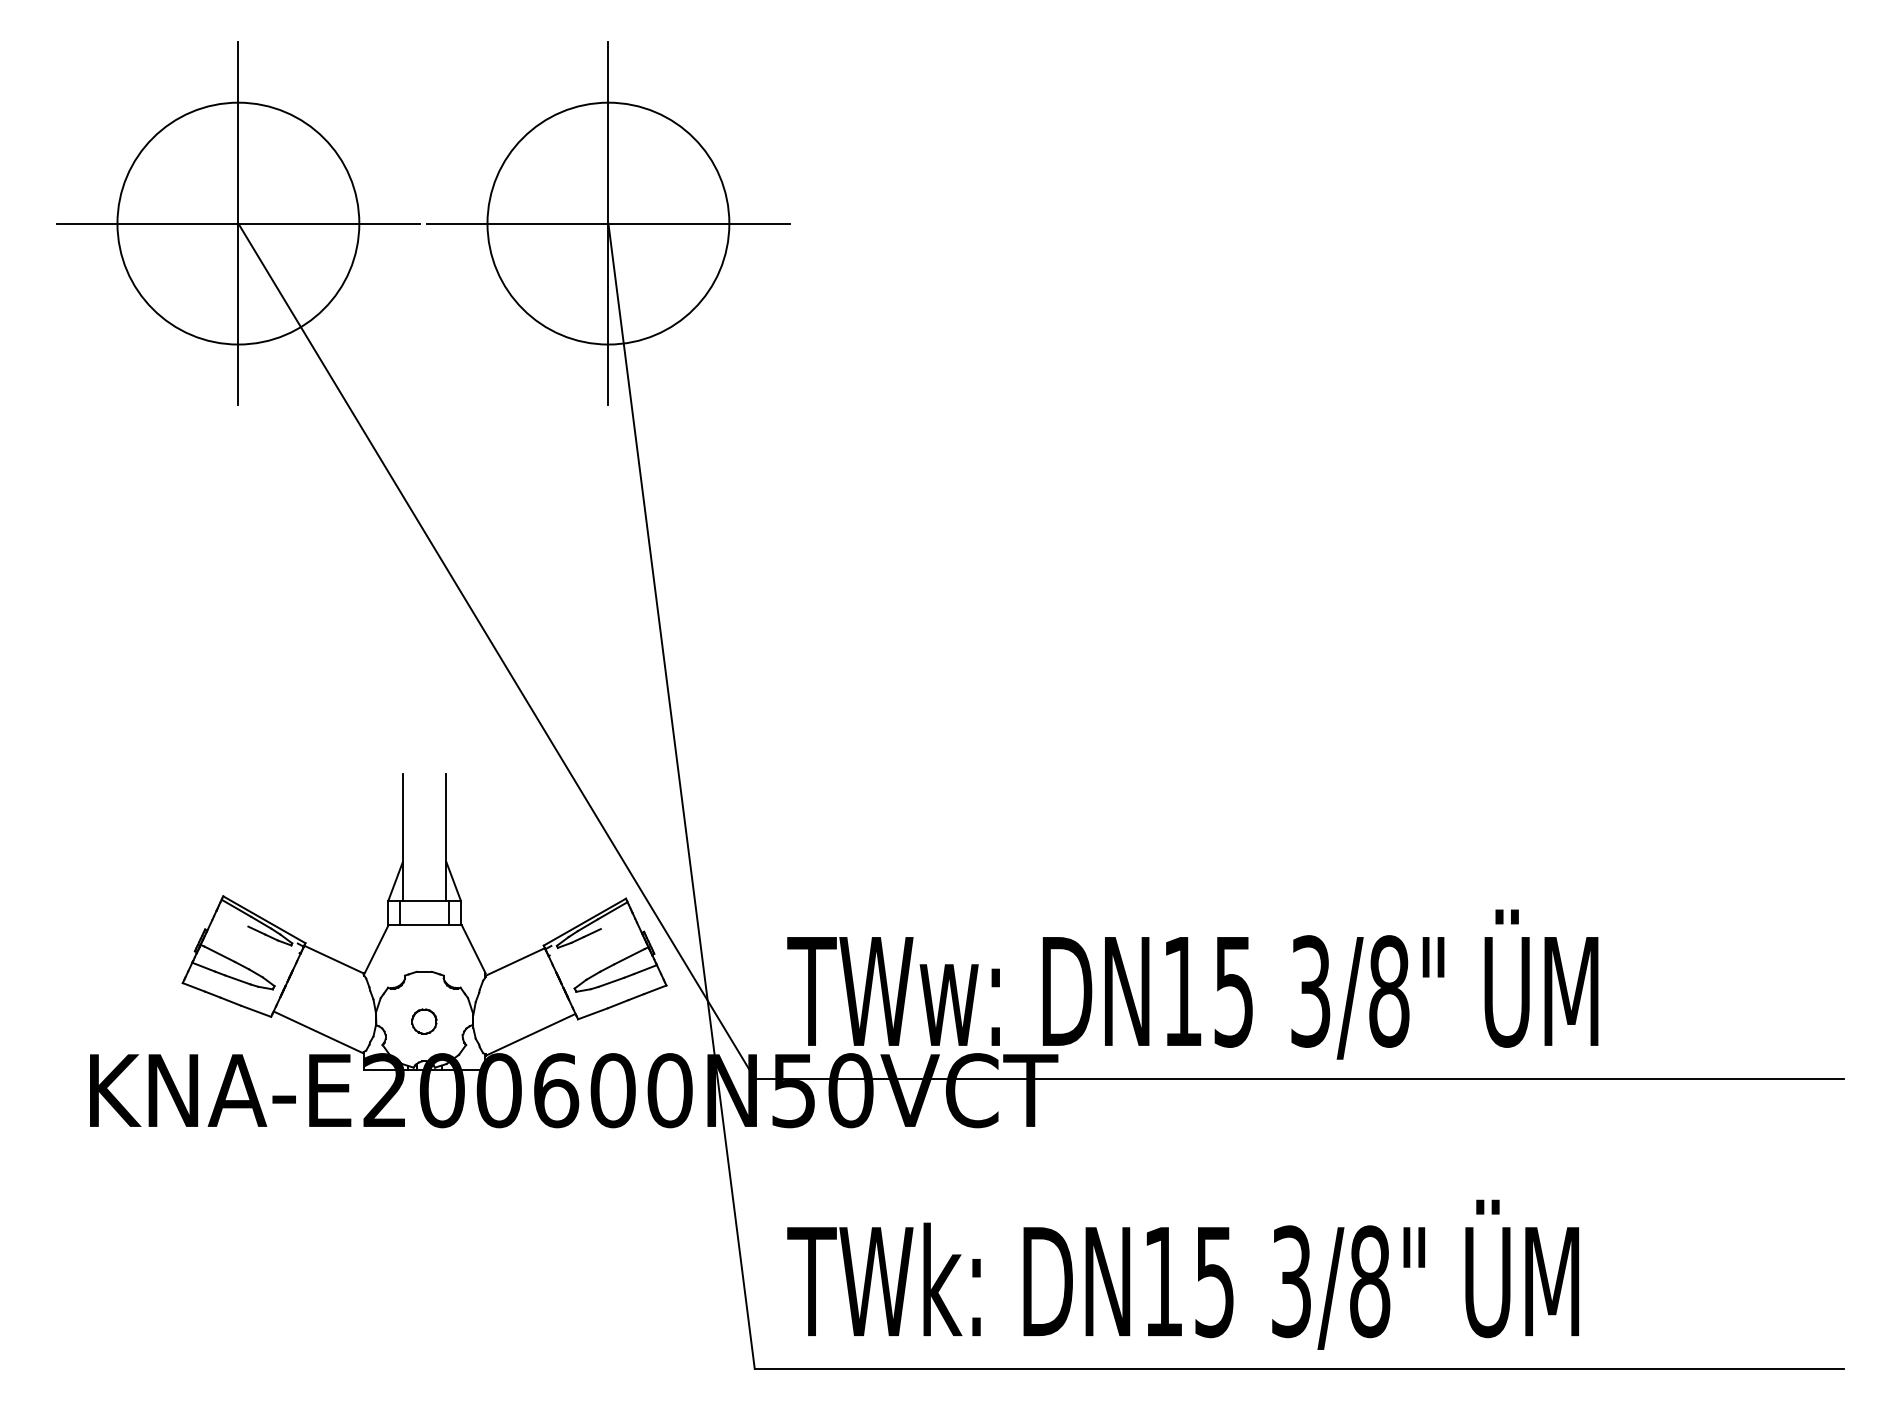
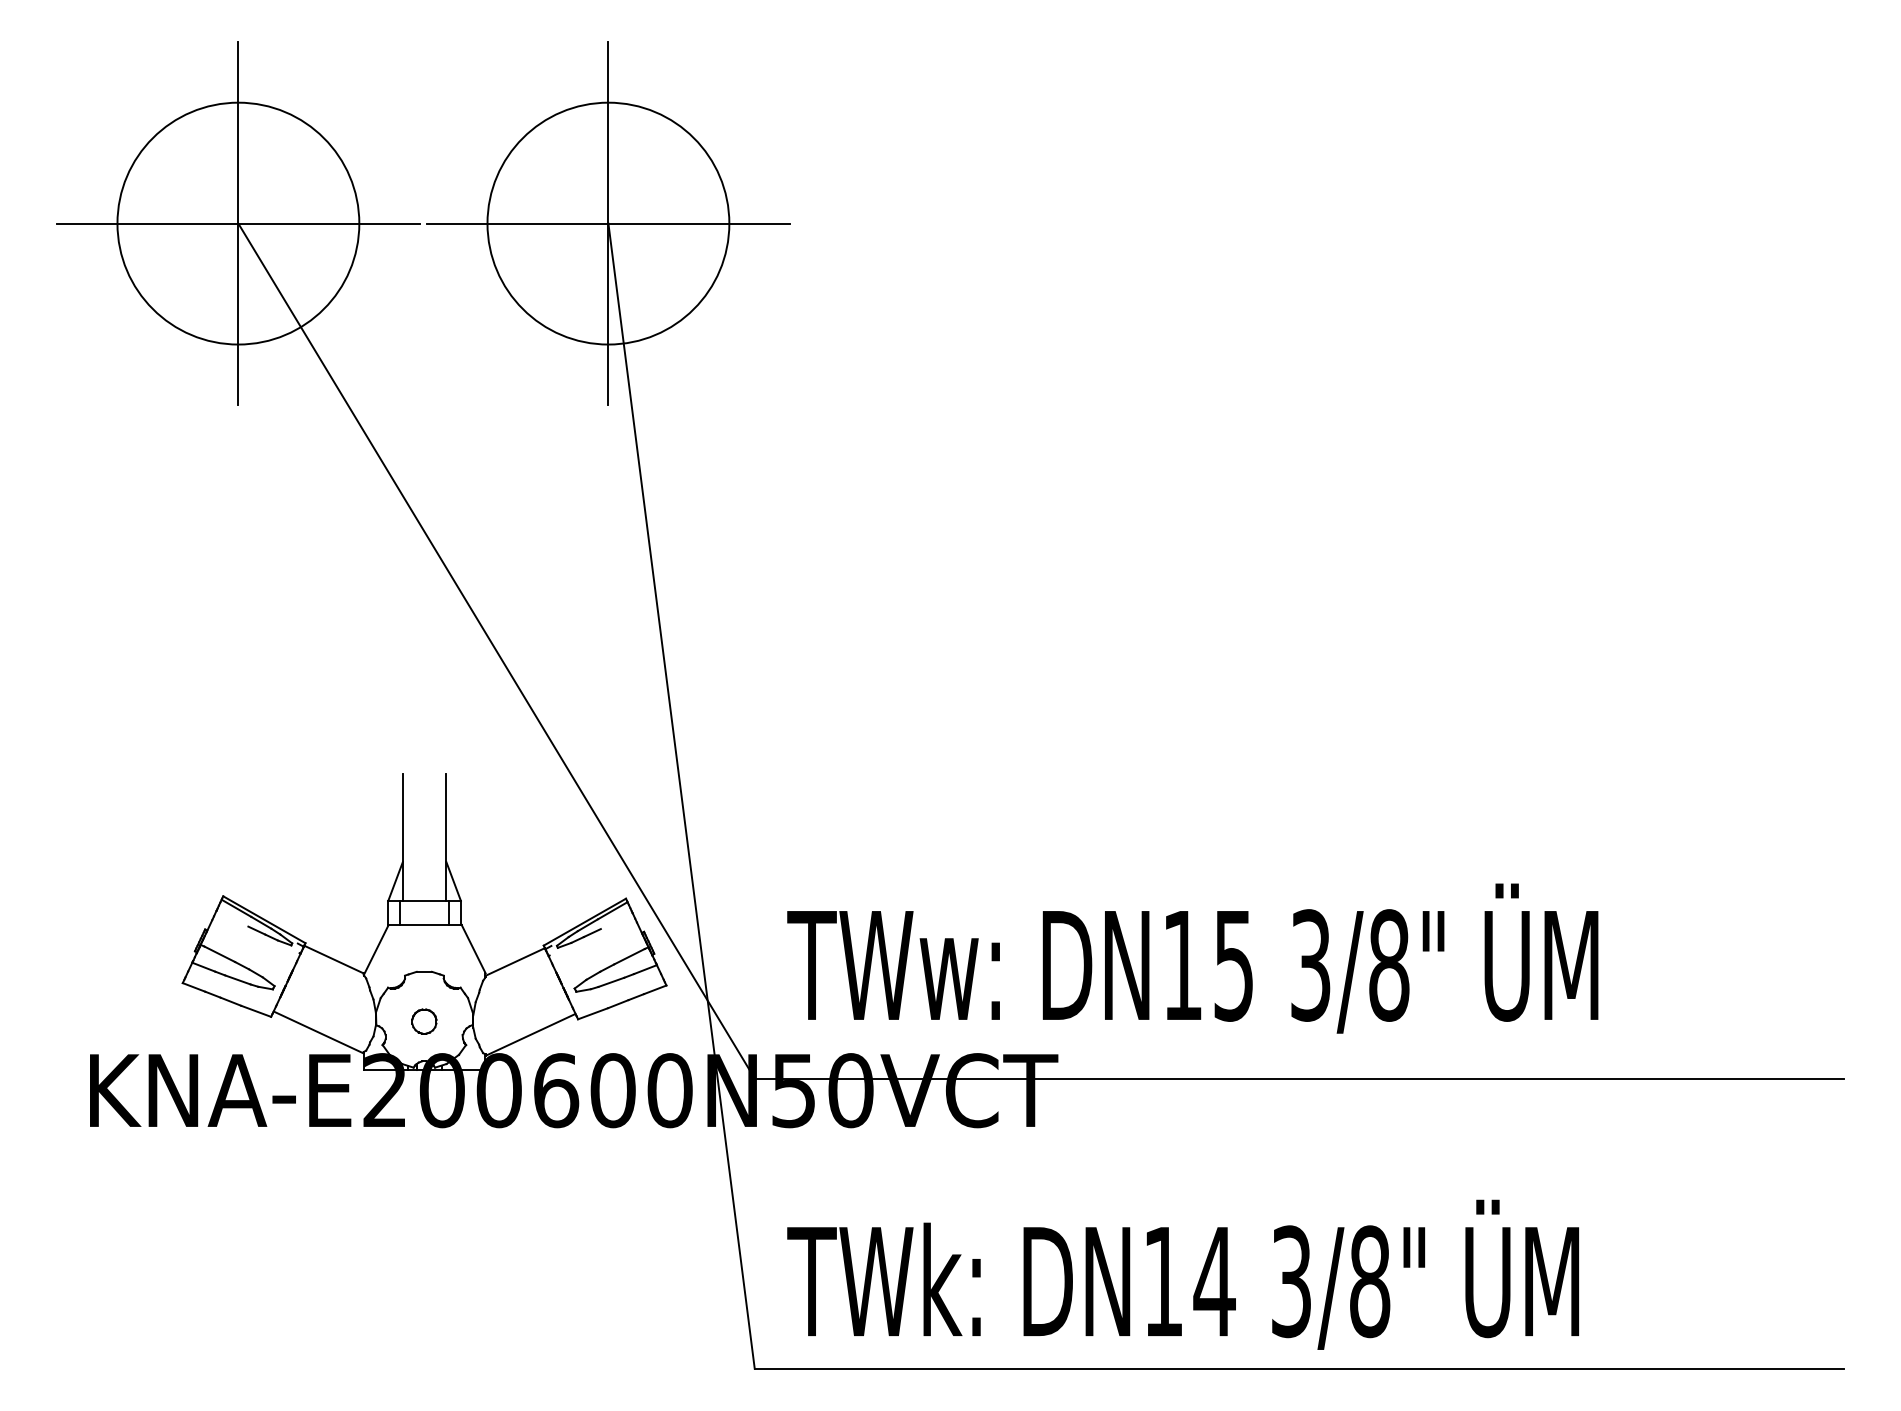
text position: (1192, 984) -> (1192, 958) (1192, 958)
text: DN15 -> DN14 (1214, 1282)
